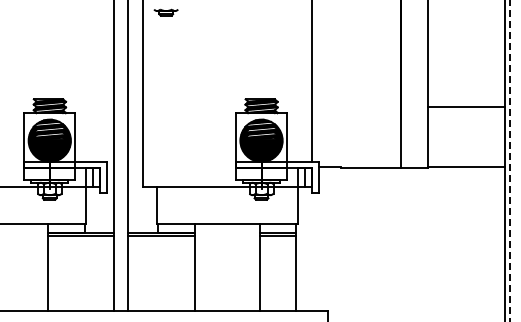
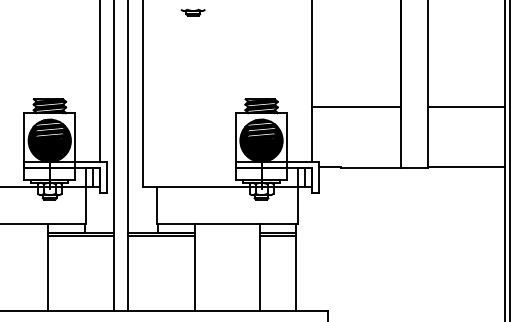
part position: (165, 12) -> (192, 12) (192, 12)
line: none -> present (99, 81)
line: none -> present (355, 107)
line: dashed -> solid (509, 161)
